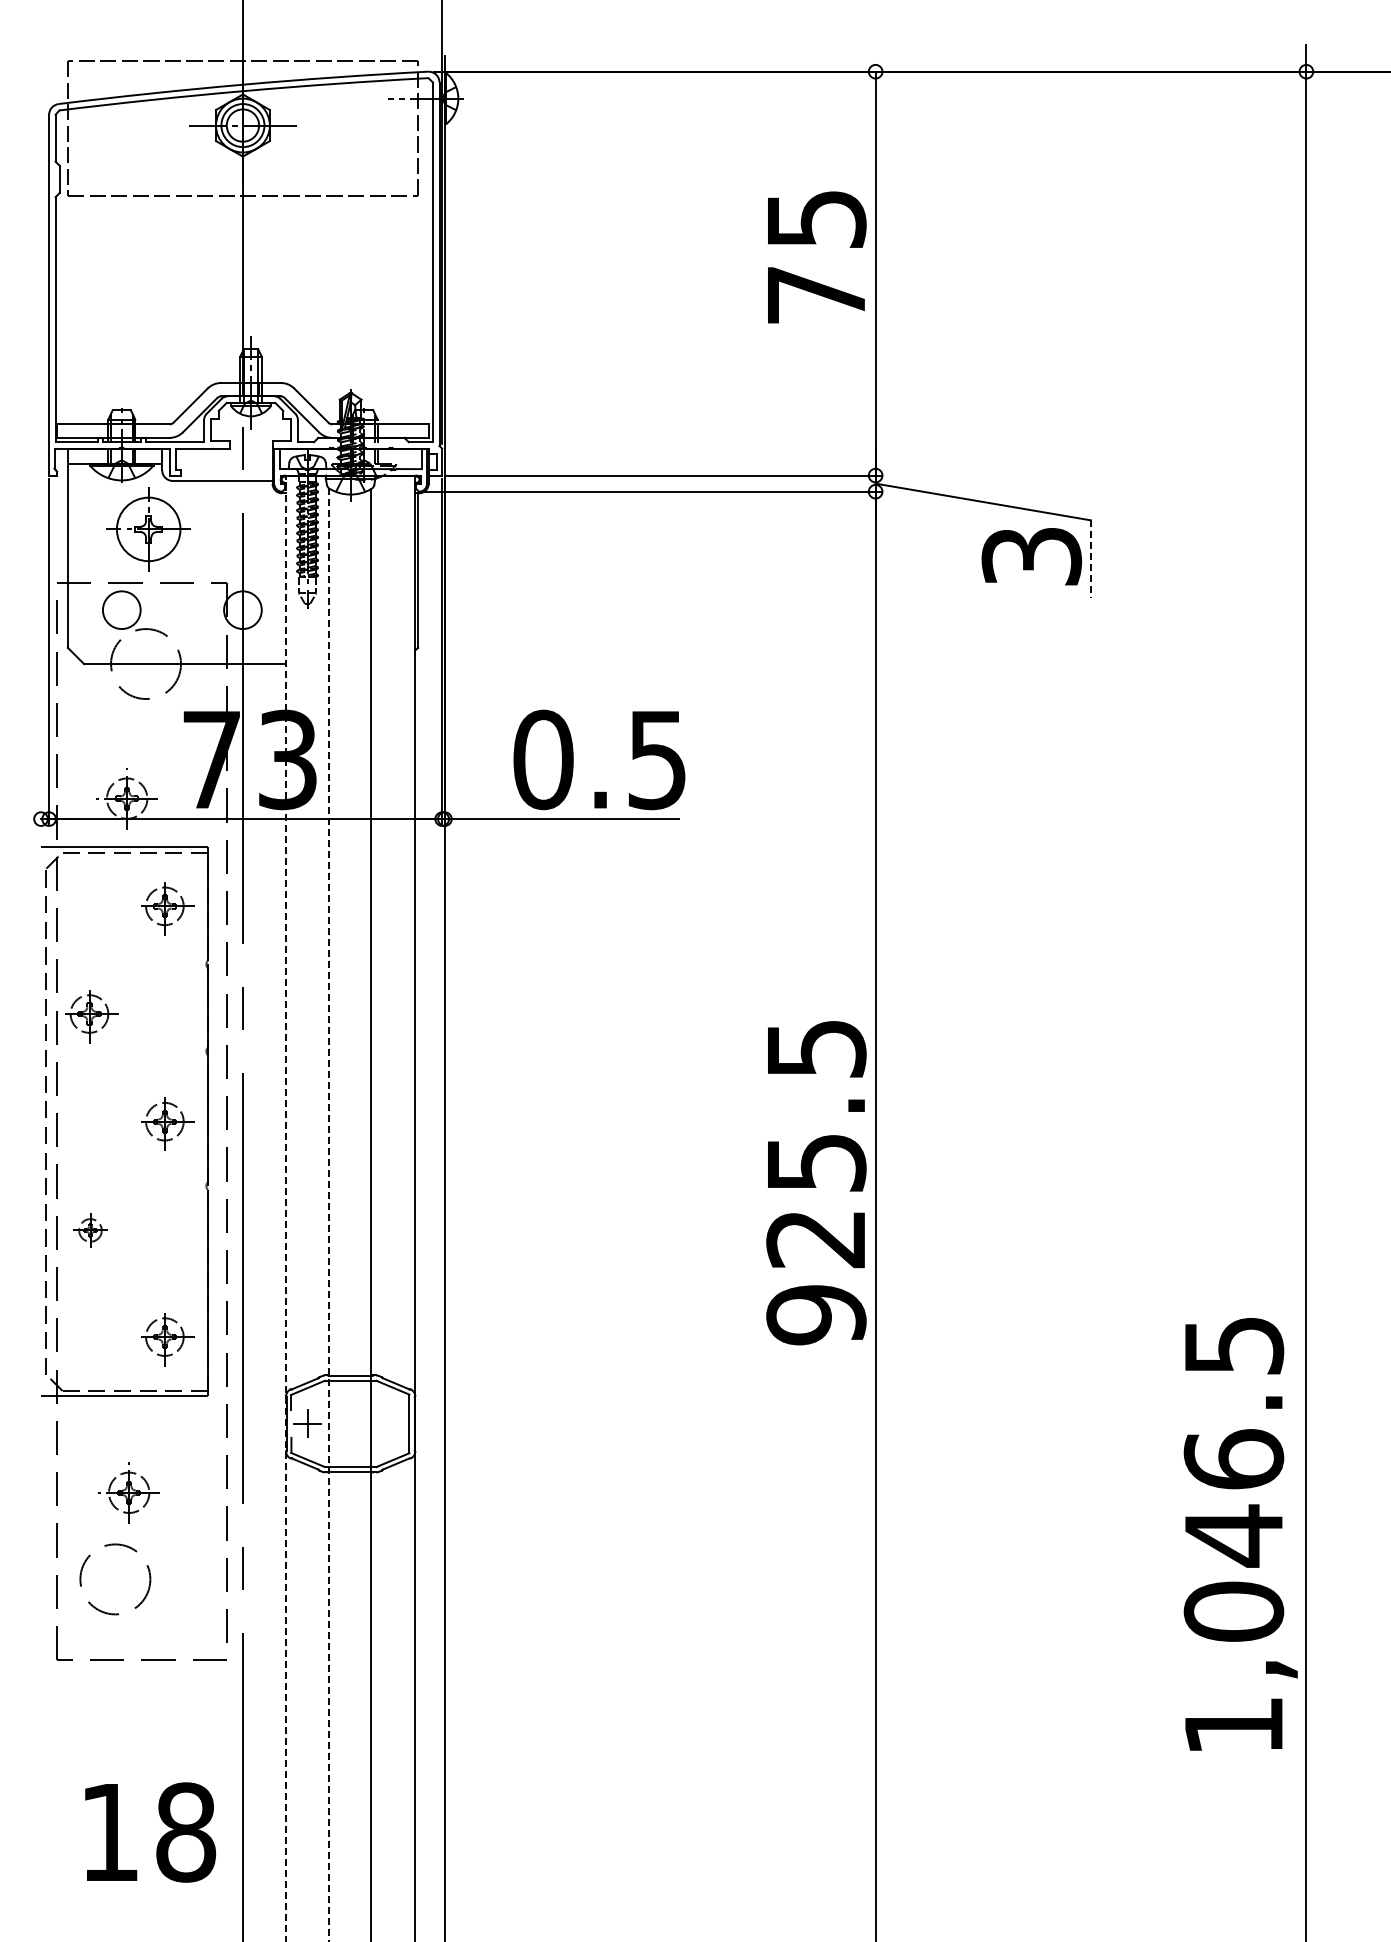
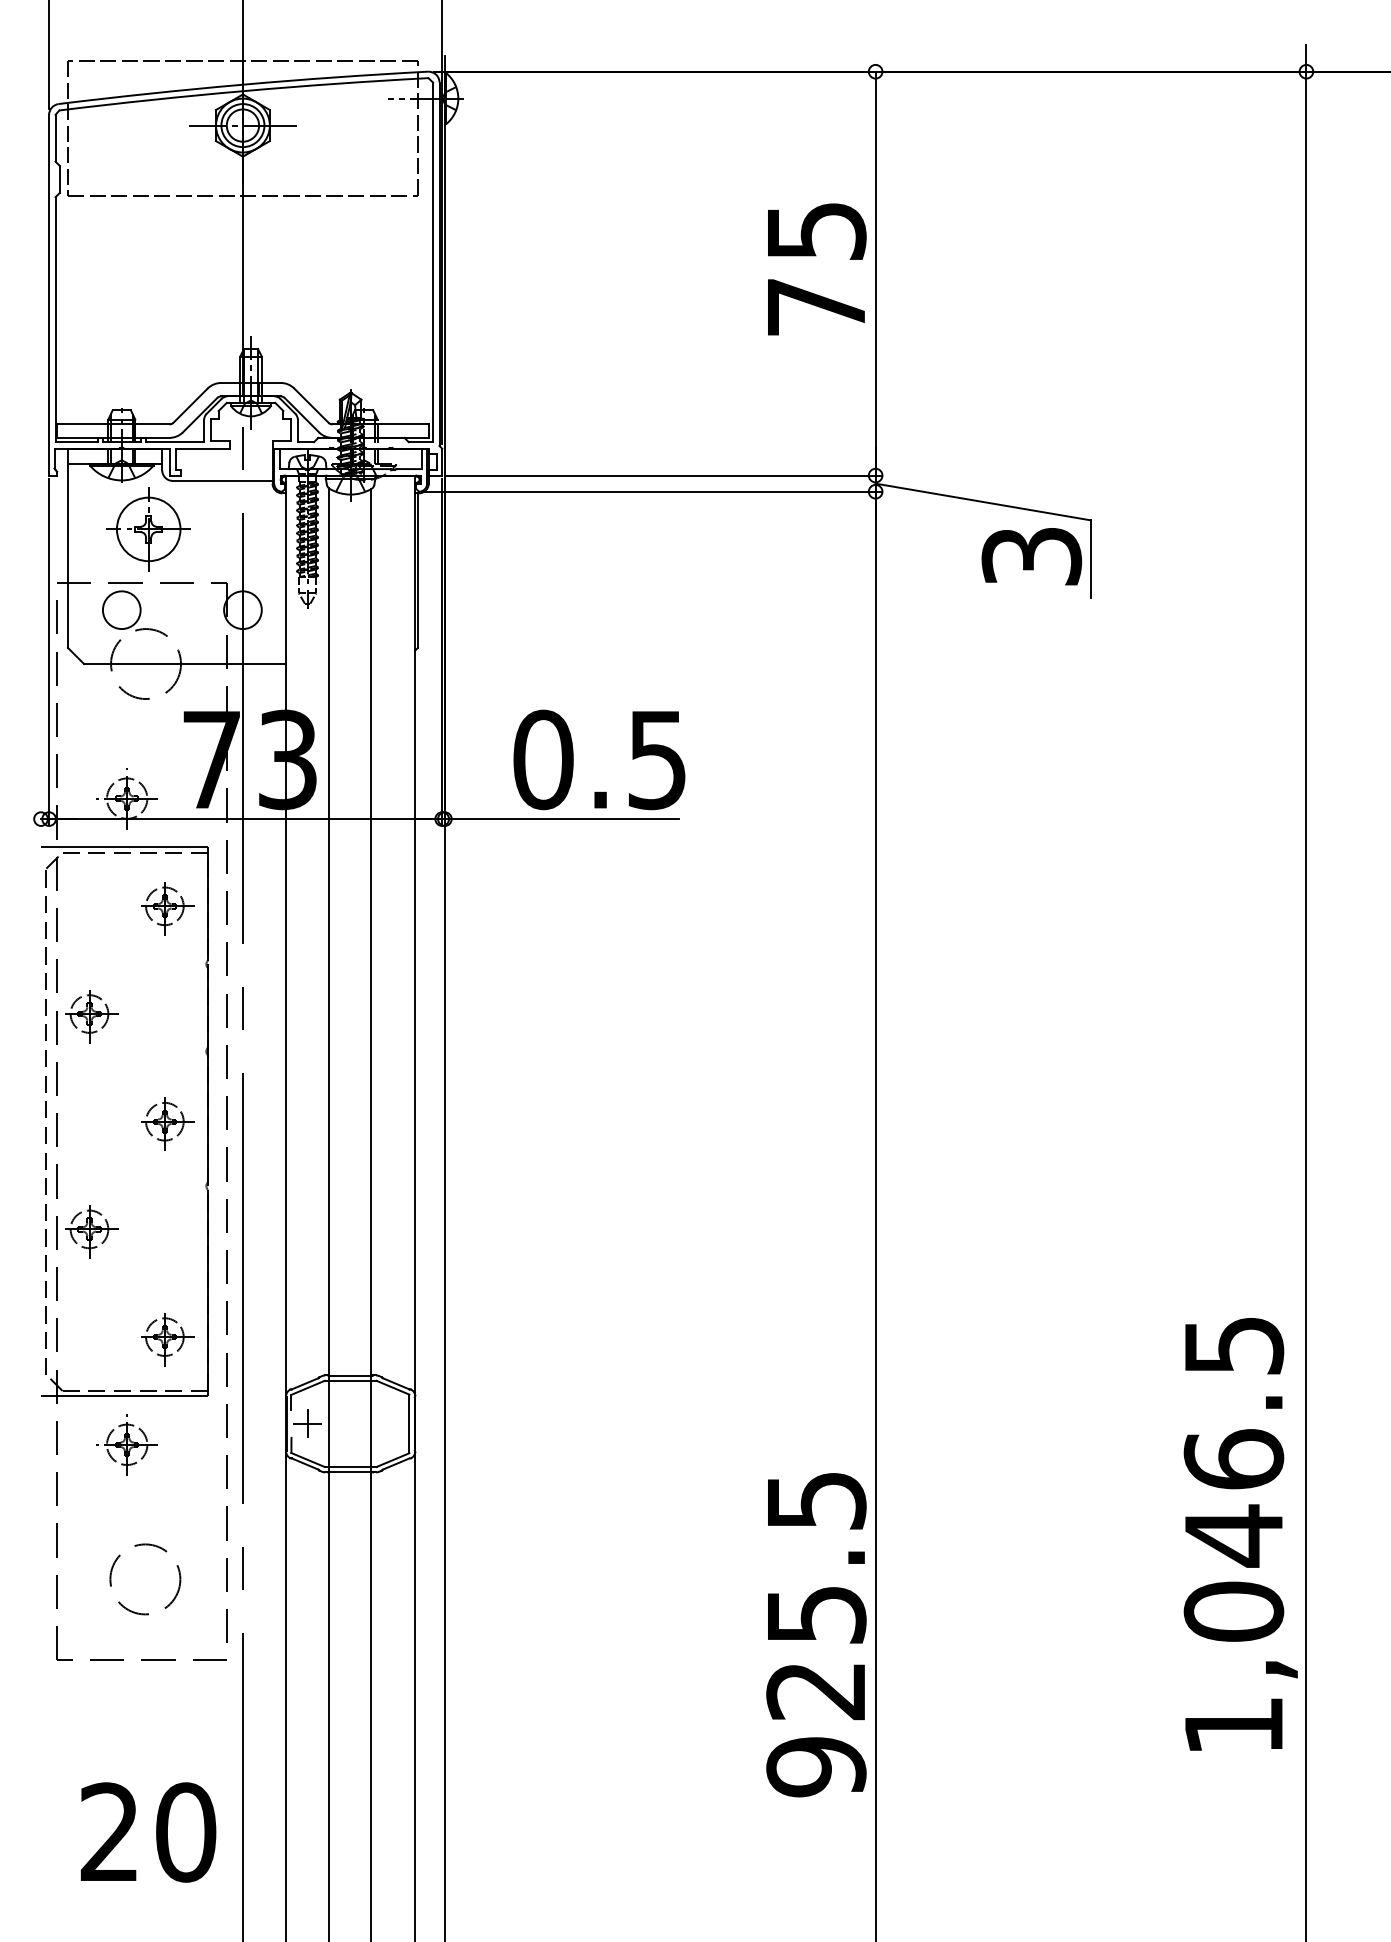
line: none -> present (49, 55)
text position: (817, 257) -> (817, 269) (817, 269)
line: dashed -> solid (1091, 559)
text position: (816, 1183) -> (816, 1635) (816, 1635)
line: dashed -> solid (286, 1208)
line: dashed -> solid (328, 1215)
part size: 35x35 px -> 54x54 px (91, 1231)
part position: (128, 1492) -> (126, 1444) (126, 1444)
circle position: (115, 1579) -> (145, 1579) (145, 1579)
text: 18 -> 20 (148, 1832)
